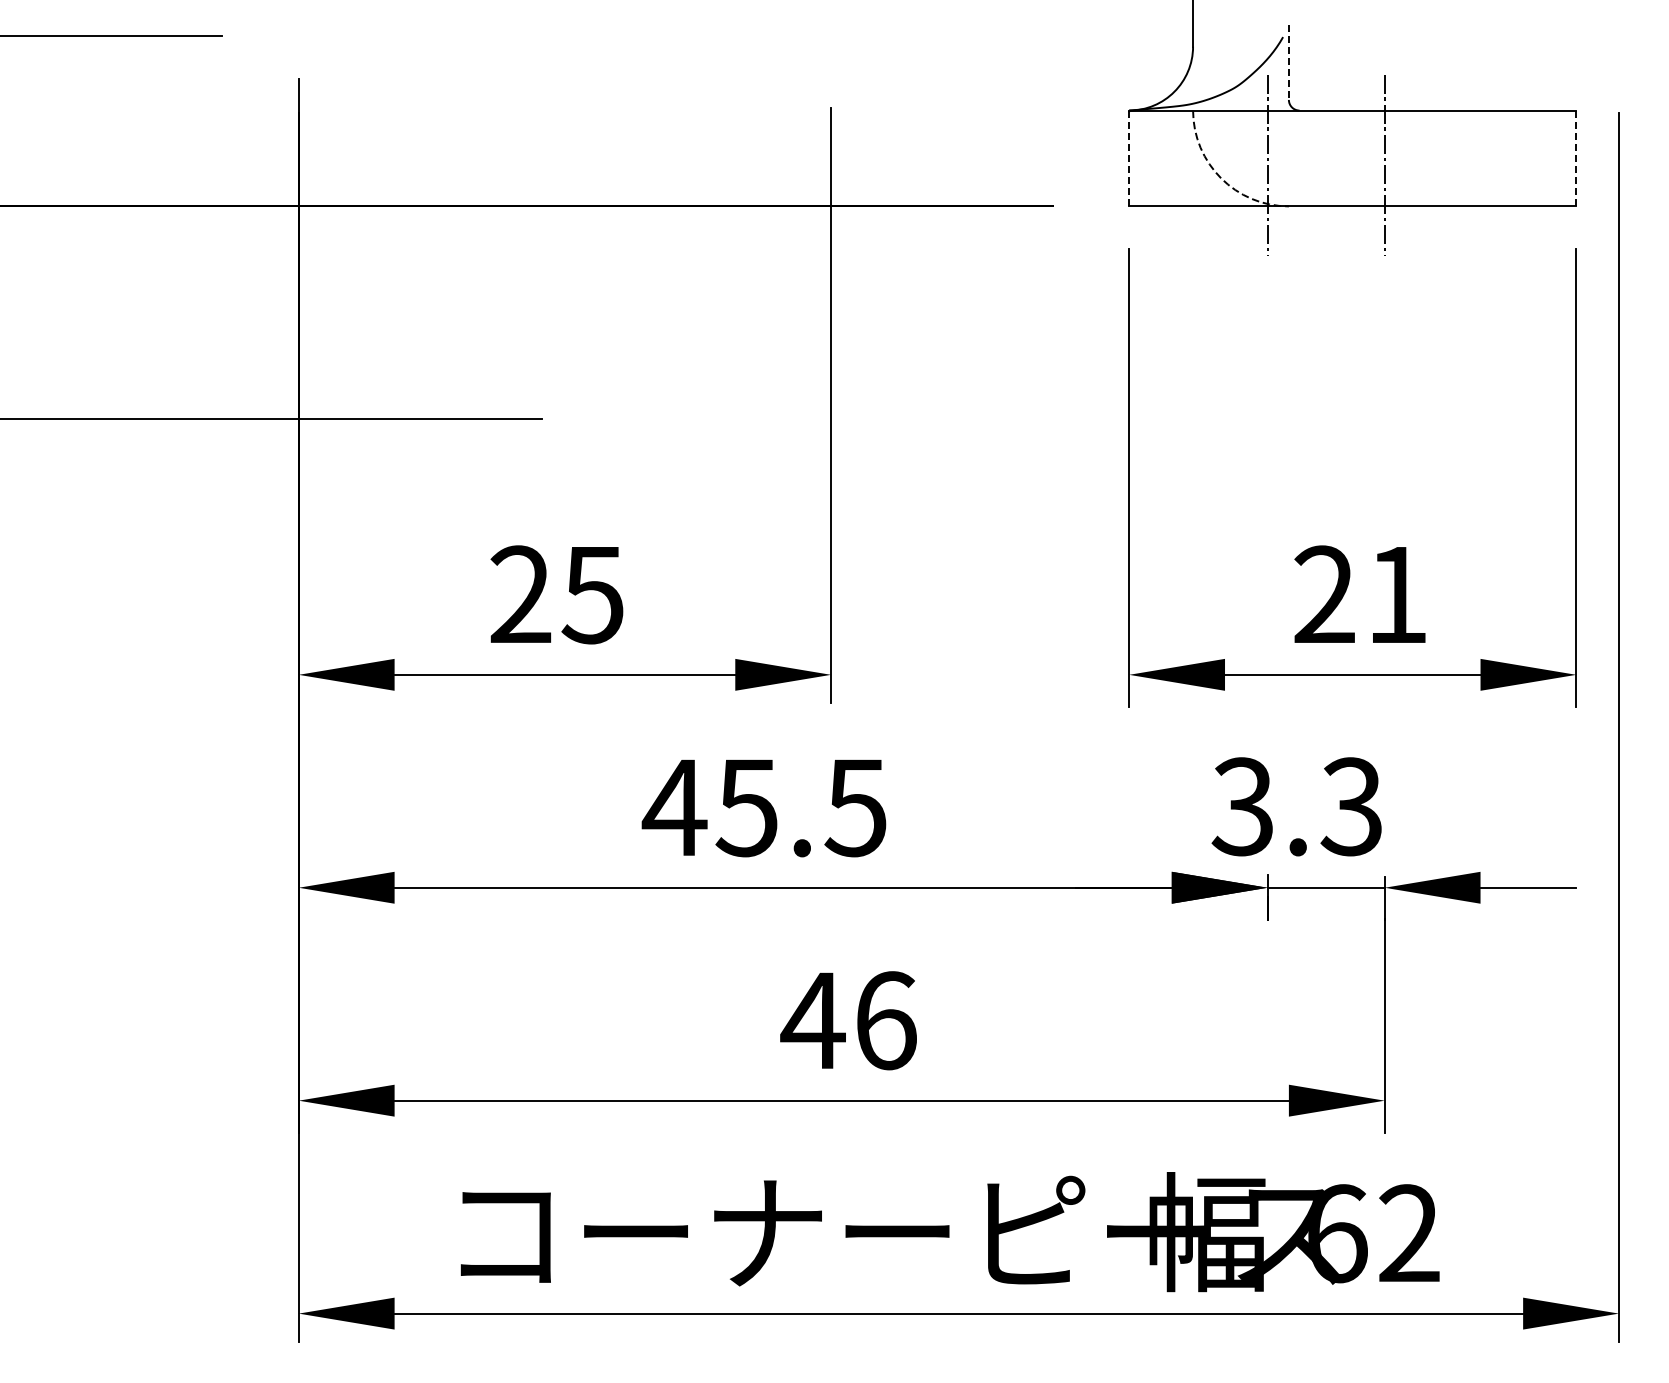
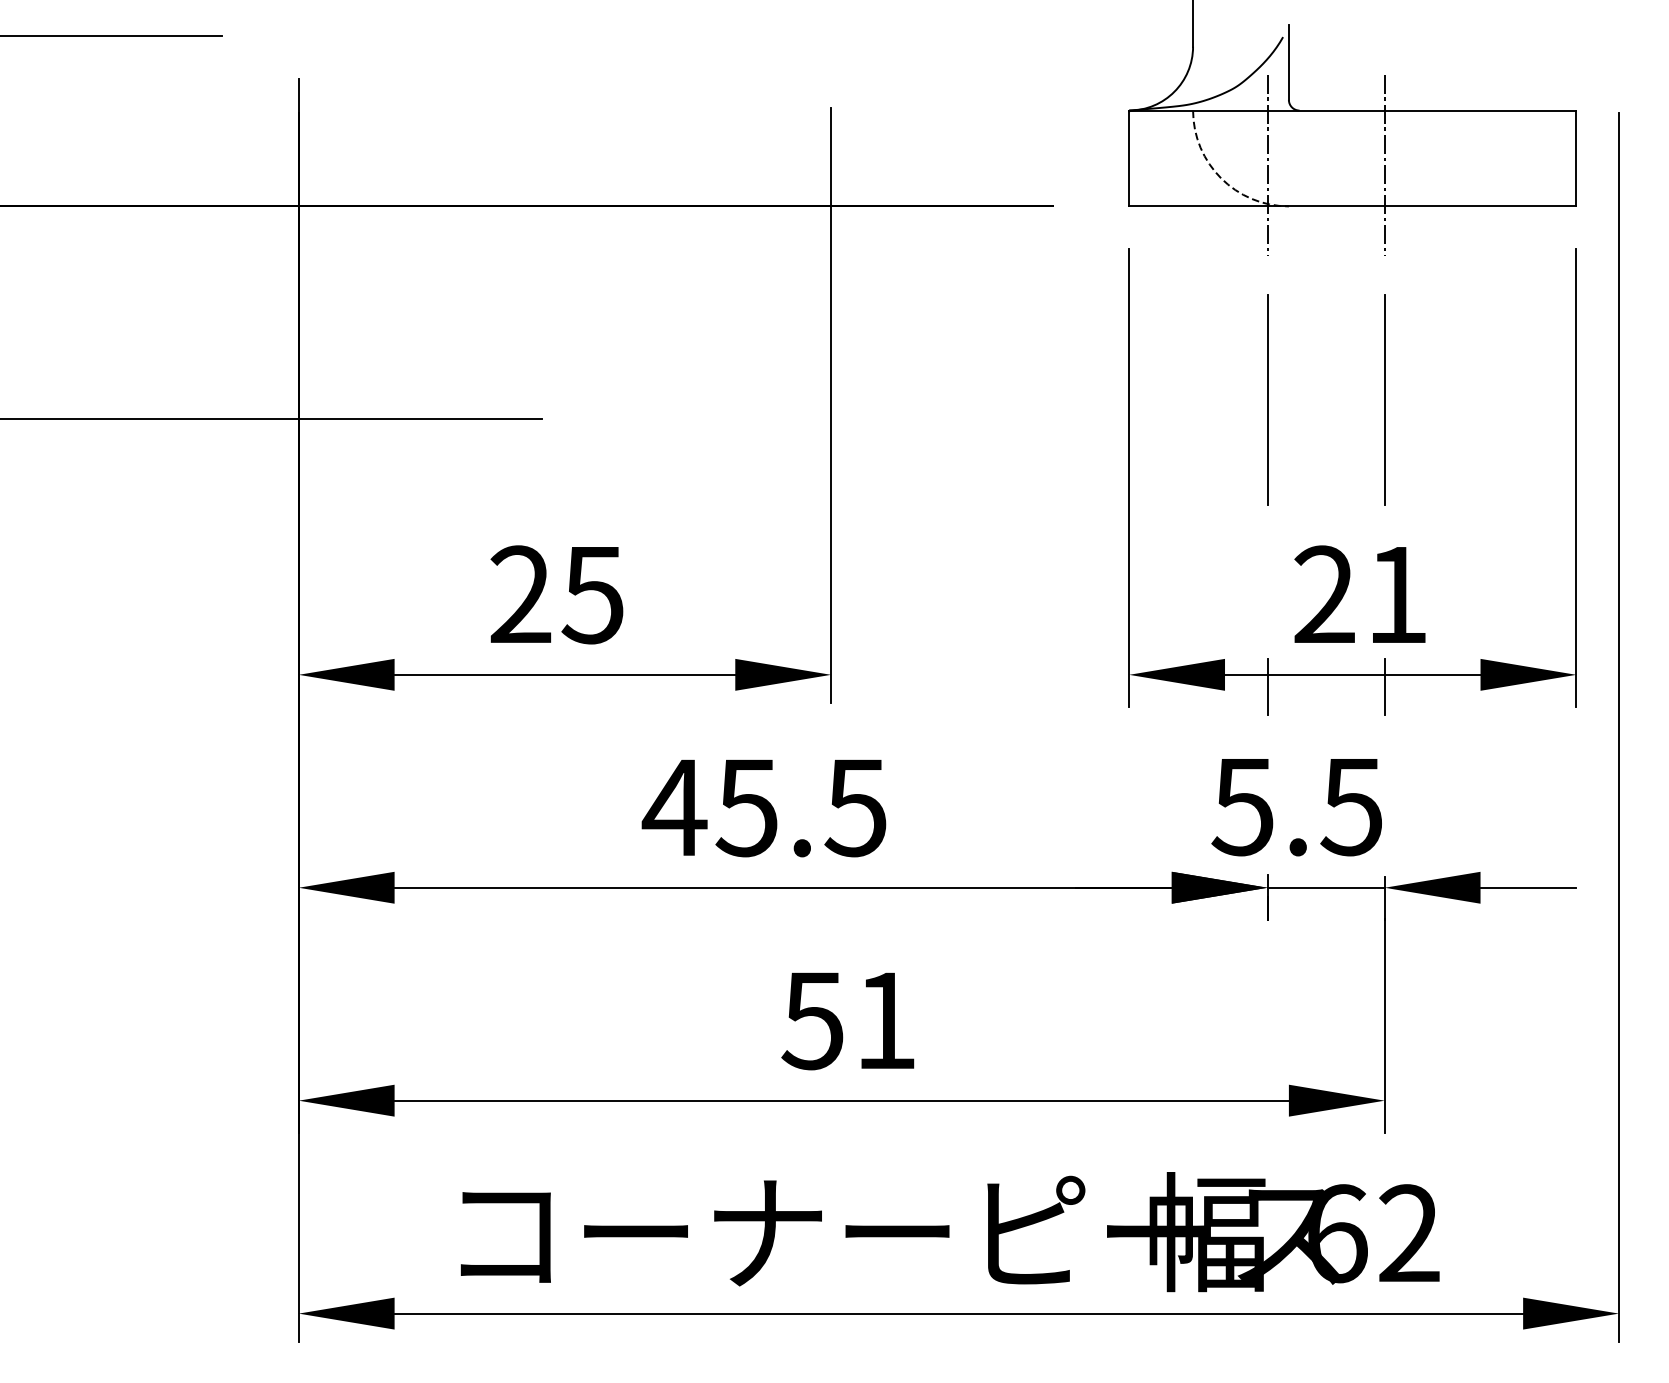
line: dashed -> solid (1288, 63)
line: dashed -> solid (1129, 158)
line: dashed -> solid (1576, 158)
line: none -> present (1267, 399)
line: none -> present (1384, 399)
line: none -> present (1267, 686)
line: none -> present (1384, 686)
text: 3.3 -> 5.5 (1296, 806)
text: 46 -> 51 (848, 1020)
